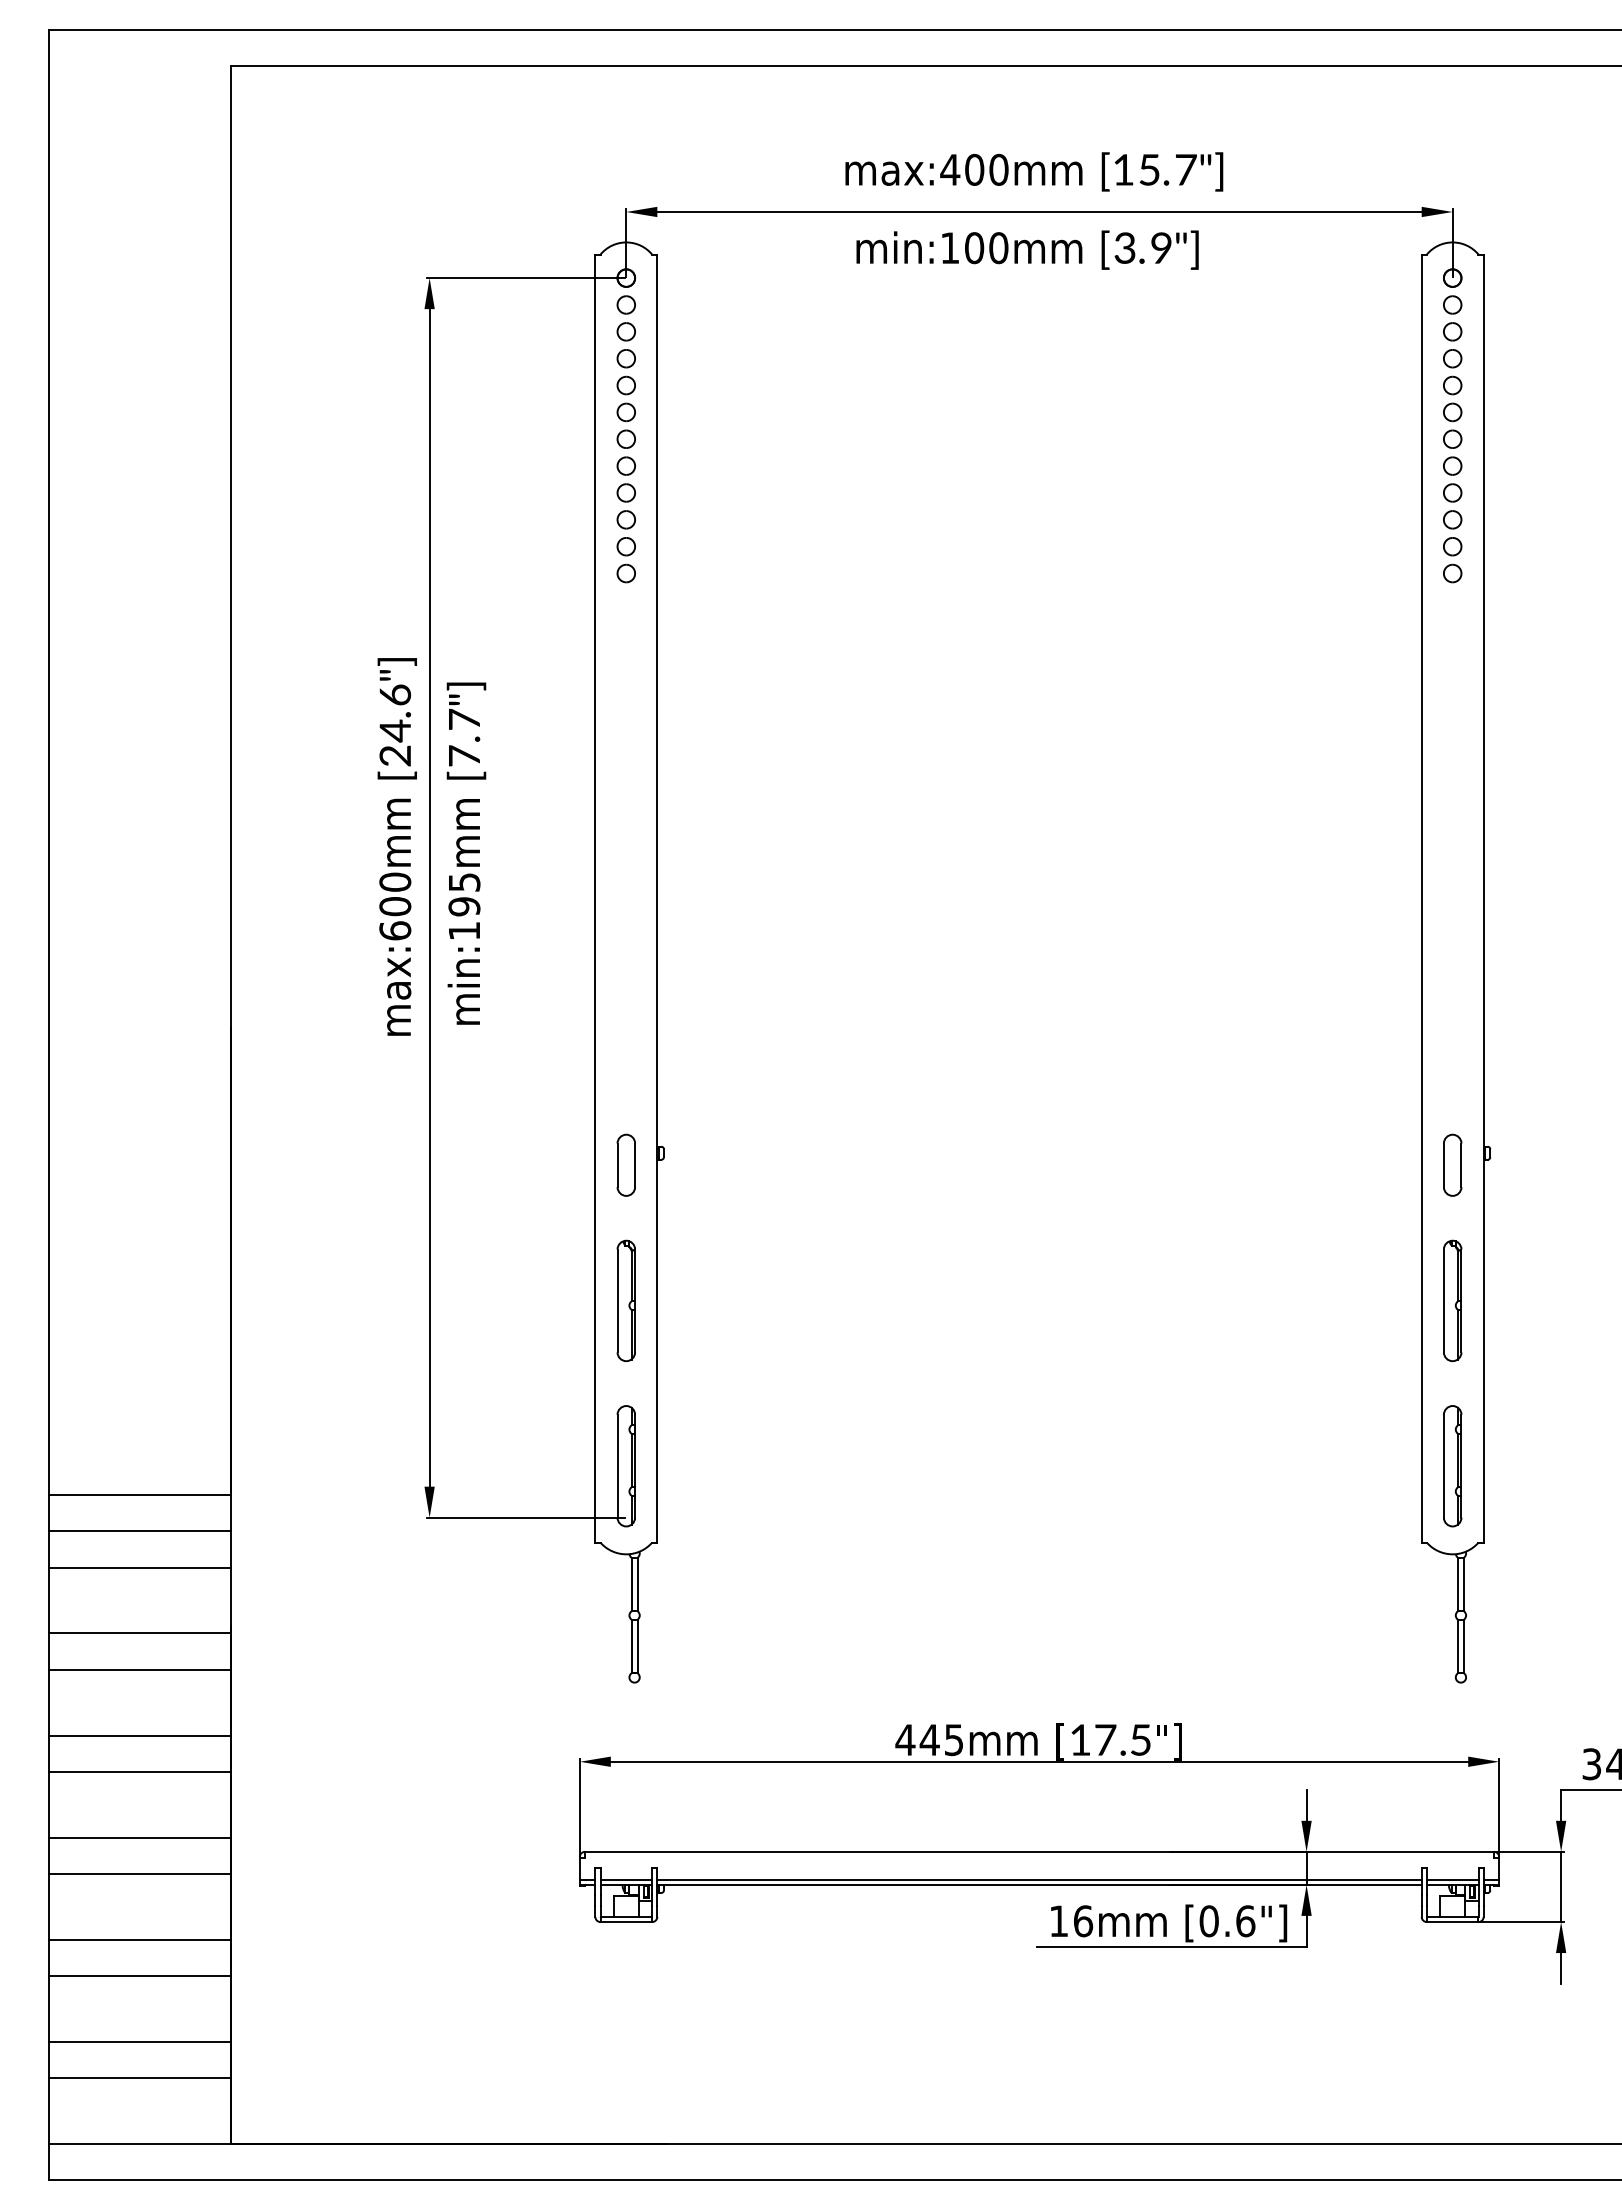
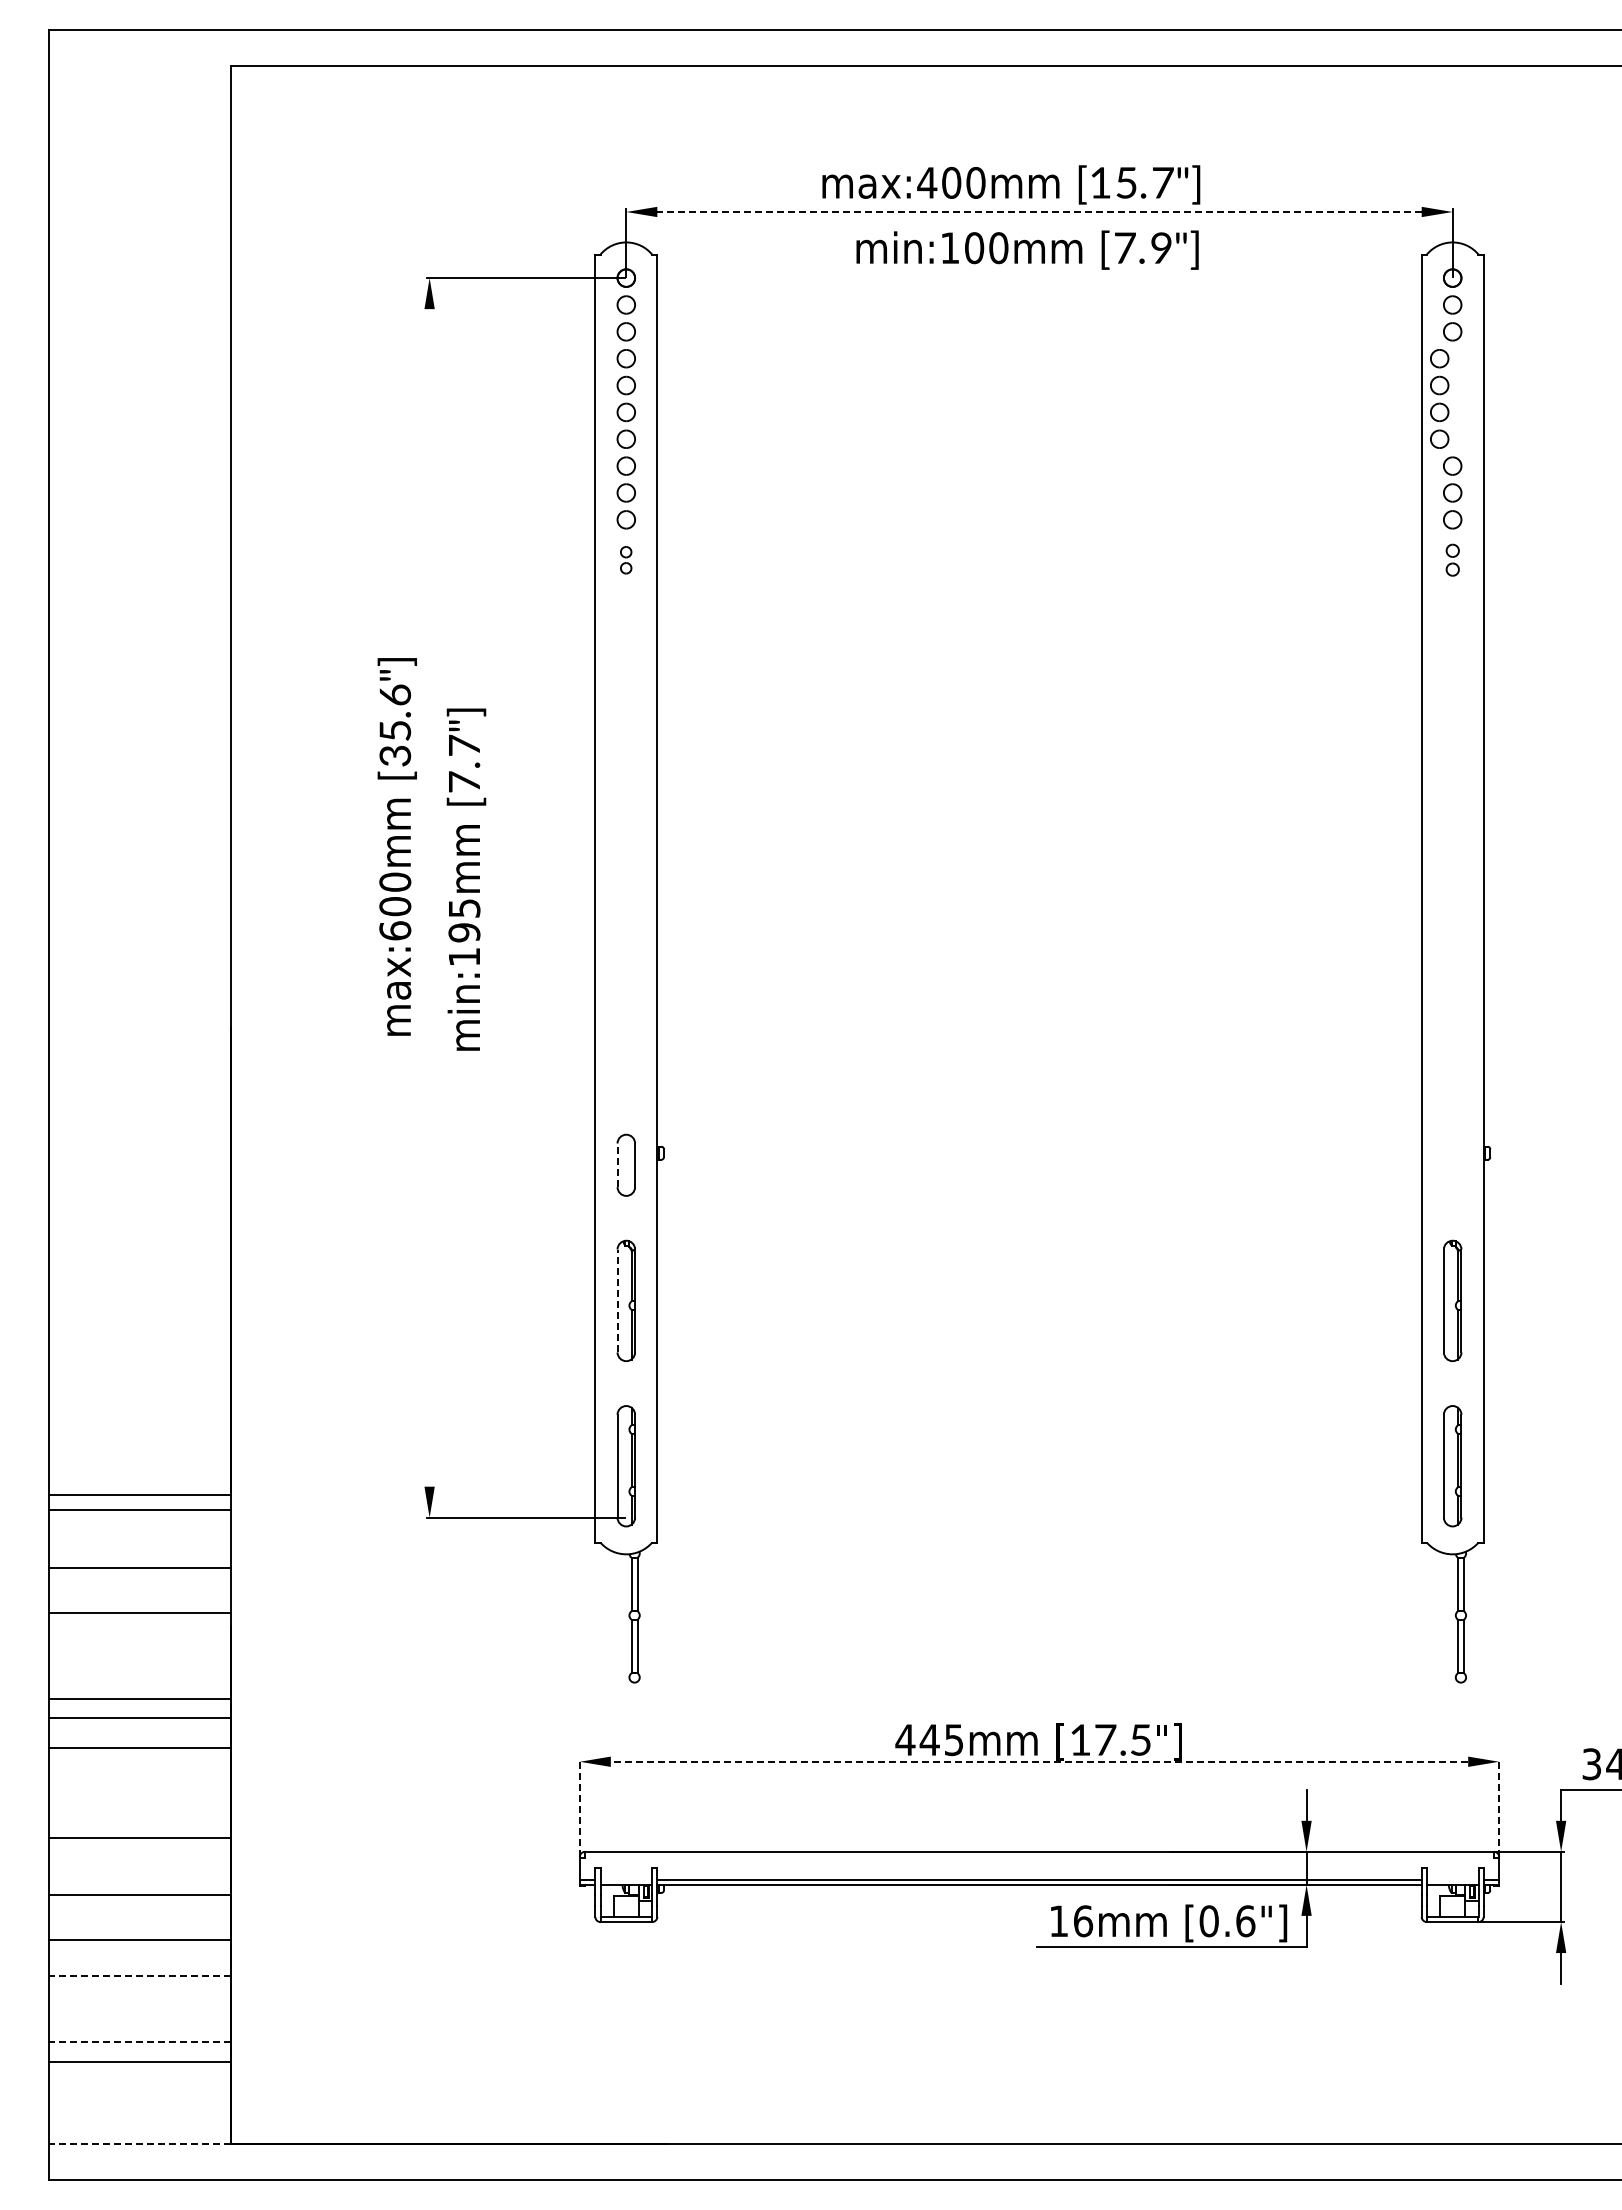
text position: (1034, 171) -> (1011, 184) (1011, 184)
line: solid -> dashed (1039, 211)
text: 3 -> 7 (1124, 247)
part position: (1452, 398) -> (1439, 398) (1439, 398)
part size: 20x47 px -> 13x29 px (626, 560)
part size: 20x47 px -> 15x34 px (1452, 559)
text: 24 -> 35 (395, 742)
text position: (466, 853) -> (466, 879) (466, 879)
line: present -> none (429, 897)
part: present -> none (1452, 1164)
line: solid -> dashed (617, 1165)
line: solid -> dashed (617, 1300)
line position: (139, 1531) -> (139, 1510) (139, 1510)
line position: (139, 1633) -> (139, 1613) (139, 1613)
line position: (139, 1669) -> (139, 1698) (139, 1698)
line position: (139, 1735) -> (139, 1717) (139, 1717)
line: solid -> dashed (1039, 1761)
line position: (139, 1771) -> (139, 1747) (139, 1747)
line: solid -> dashed (579, 1807)
line: solid -> dashed (1499, 1807)
line position: (139, 1874) -> (139, 1895) (139, 1895)
line: present -> none (626, 1879)
line: present -> none (1452, 1879)
line: solid -> dashed (139, 1976)
line: solid -> dashed (139, 2041)
line position: (139, 2078) -> (139, 2062) (139, 2062)
line: solid -> dashed (139, 2143)
